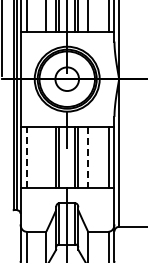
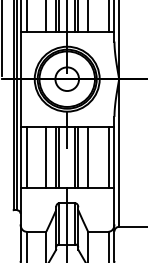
line: dashed -> solid (26, 157)
line: none -> present (46, 157)
line: dashed -> solid (88, 157)
